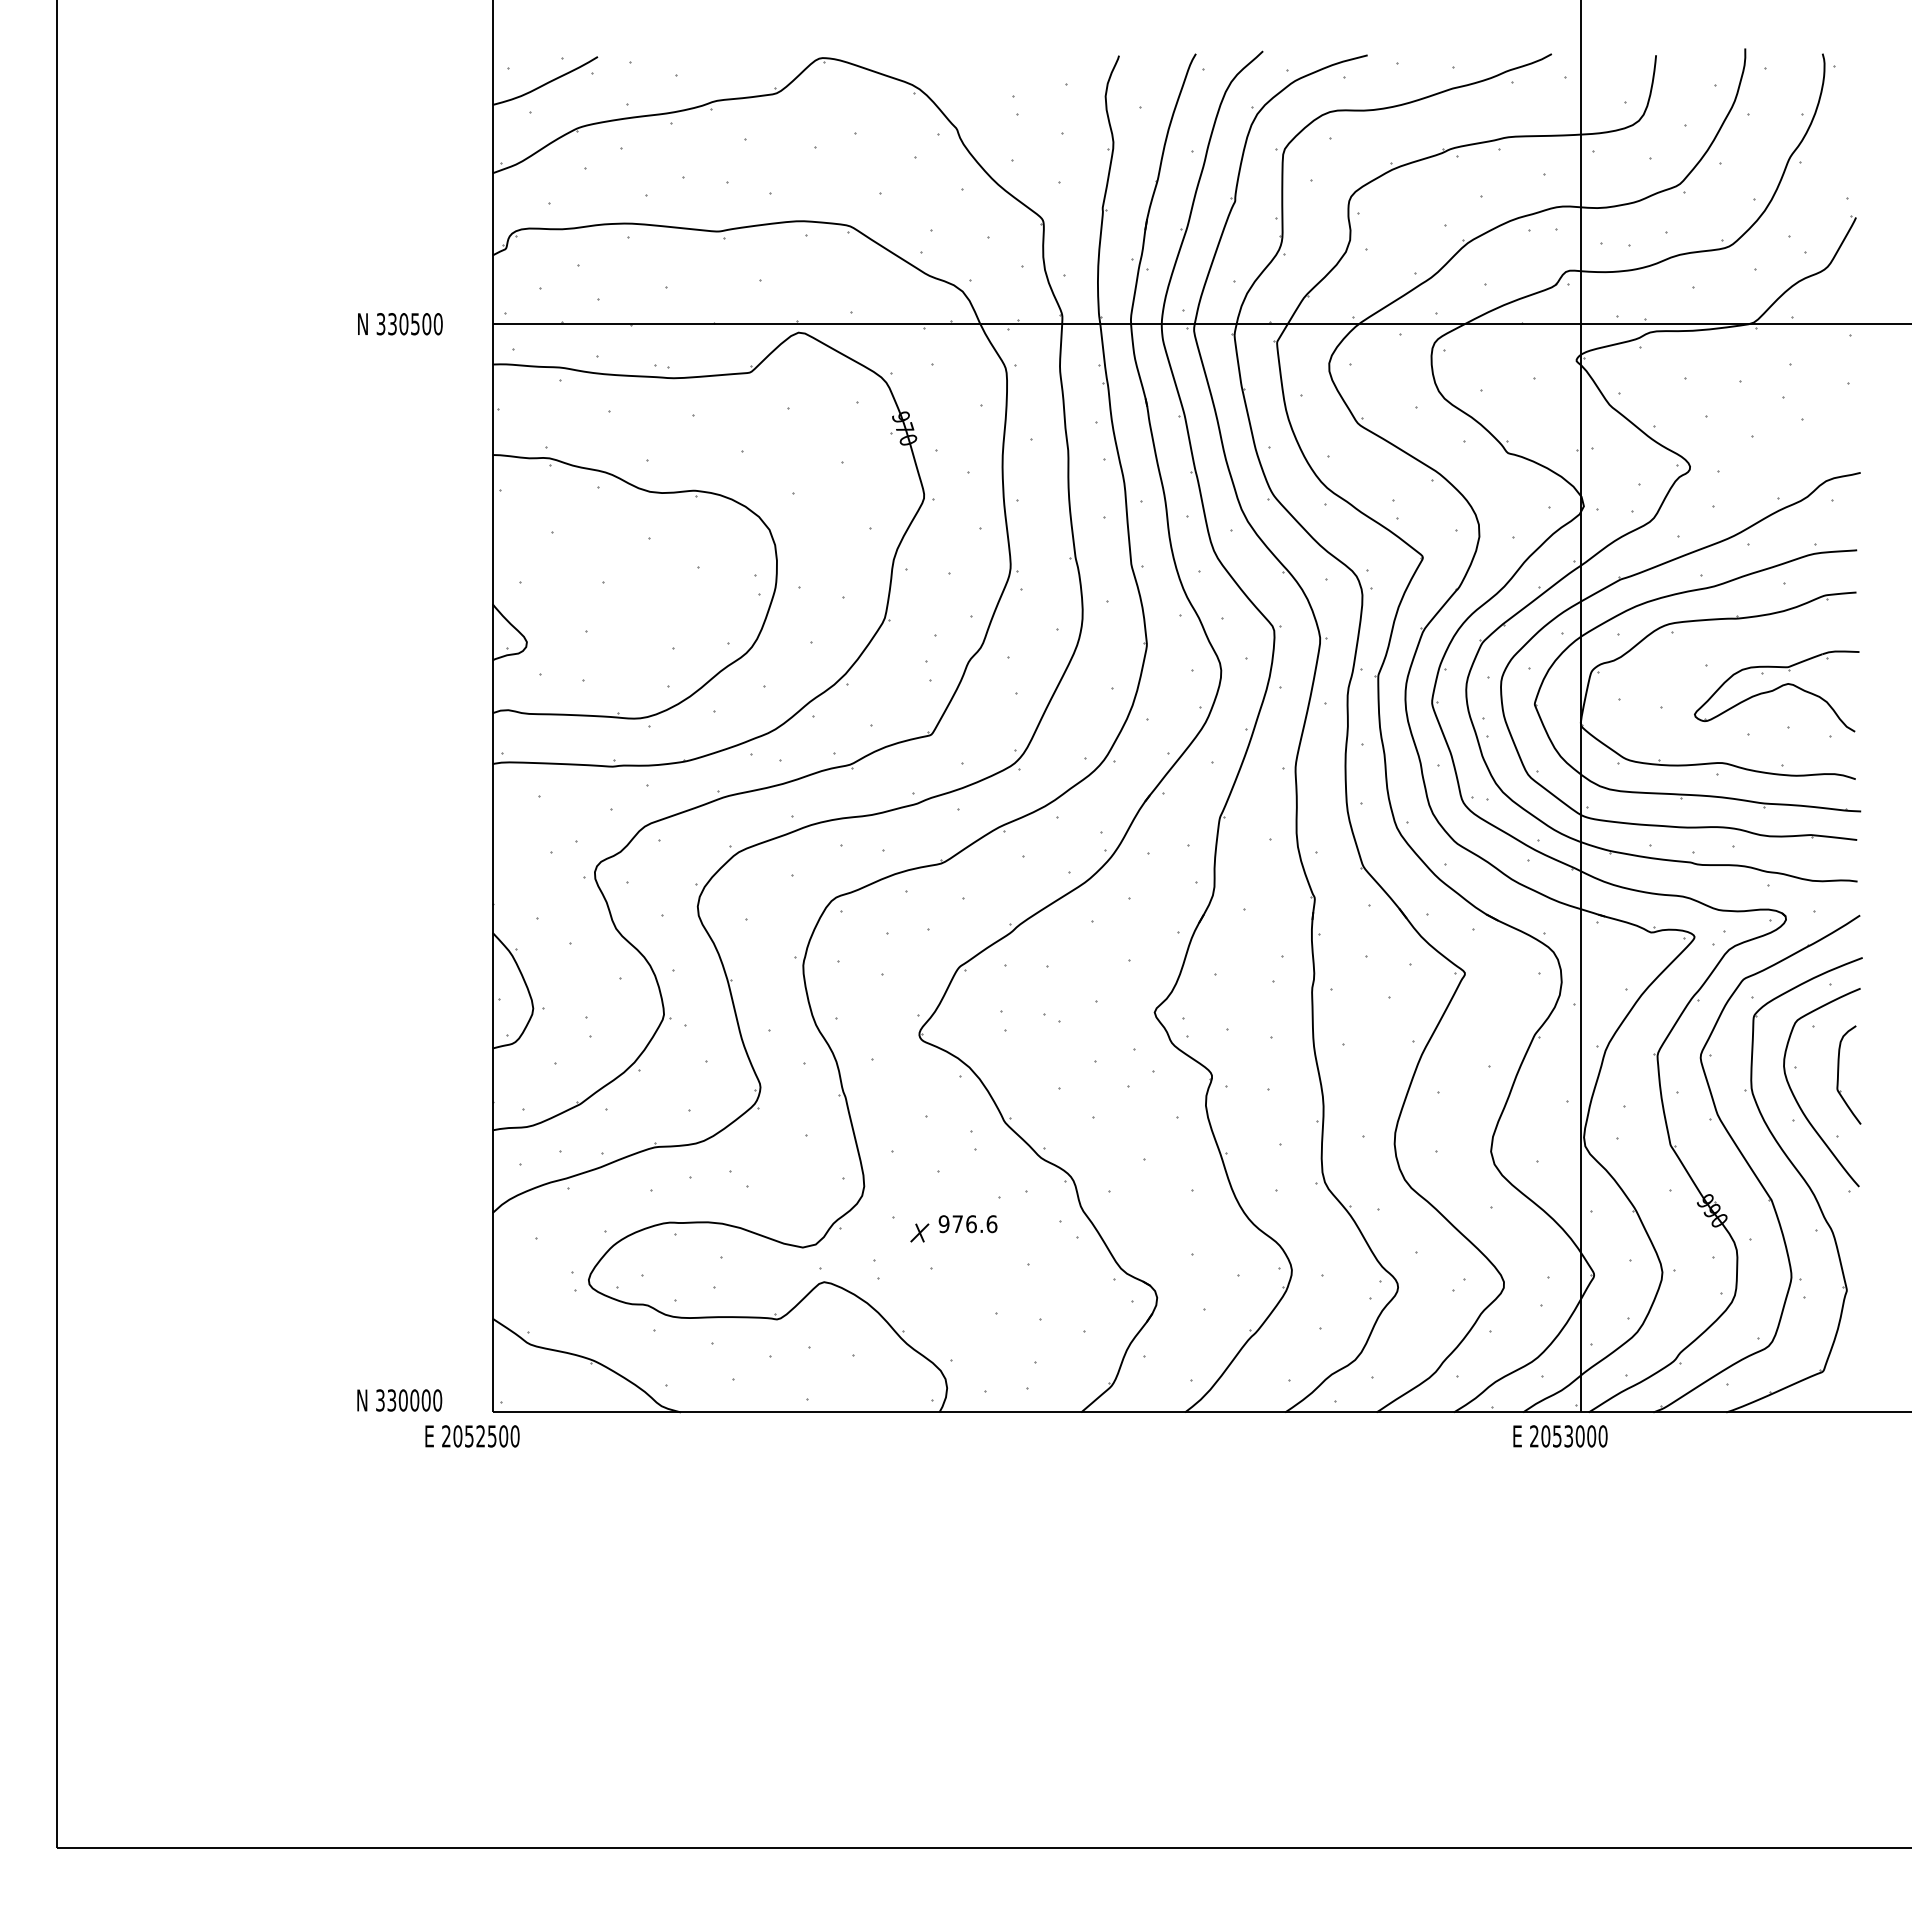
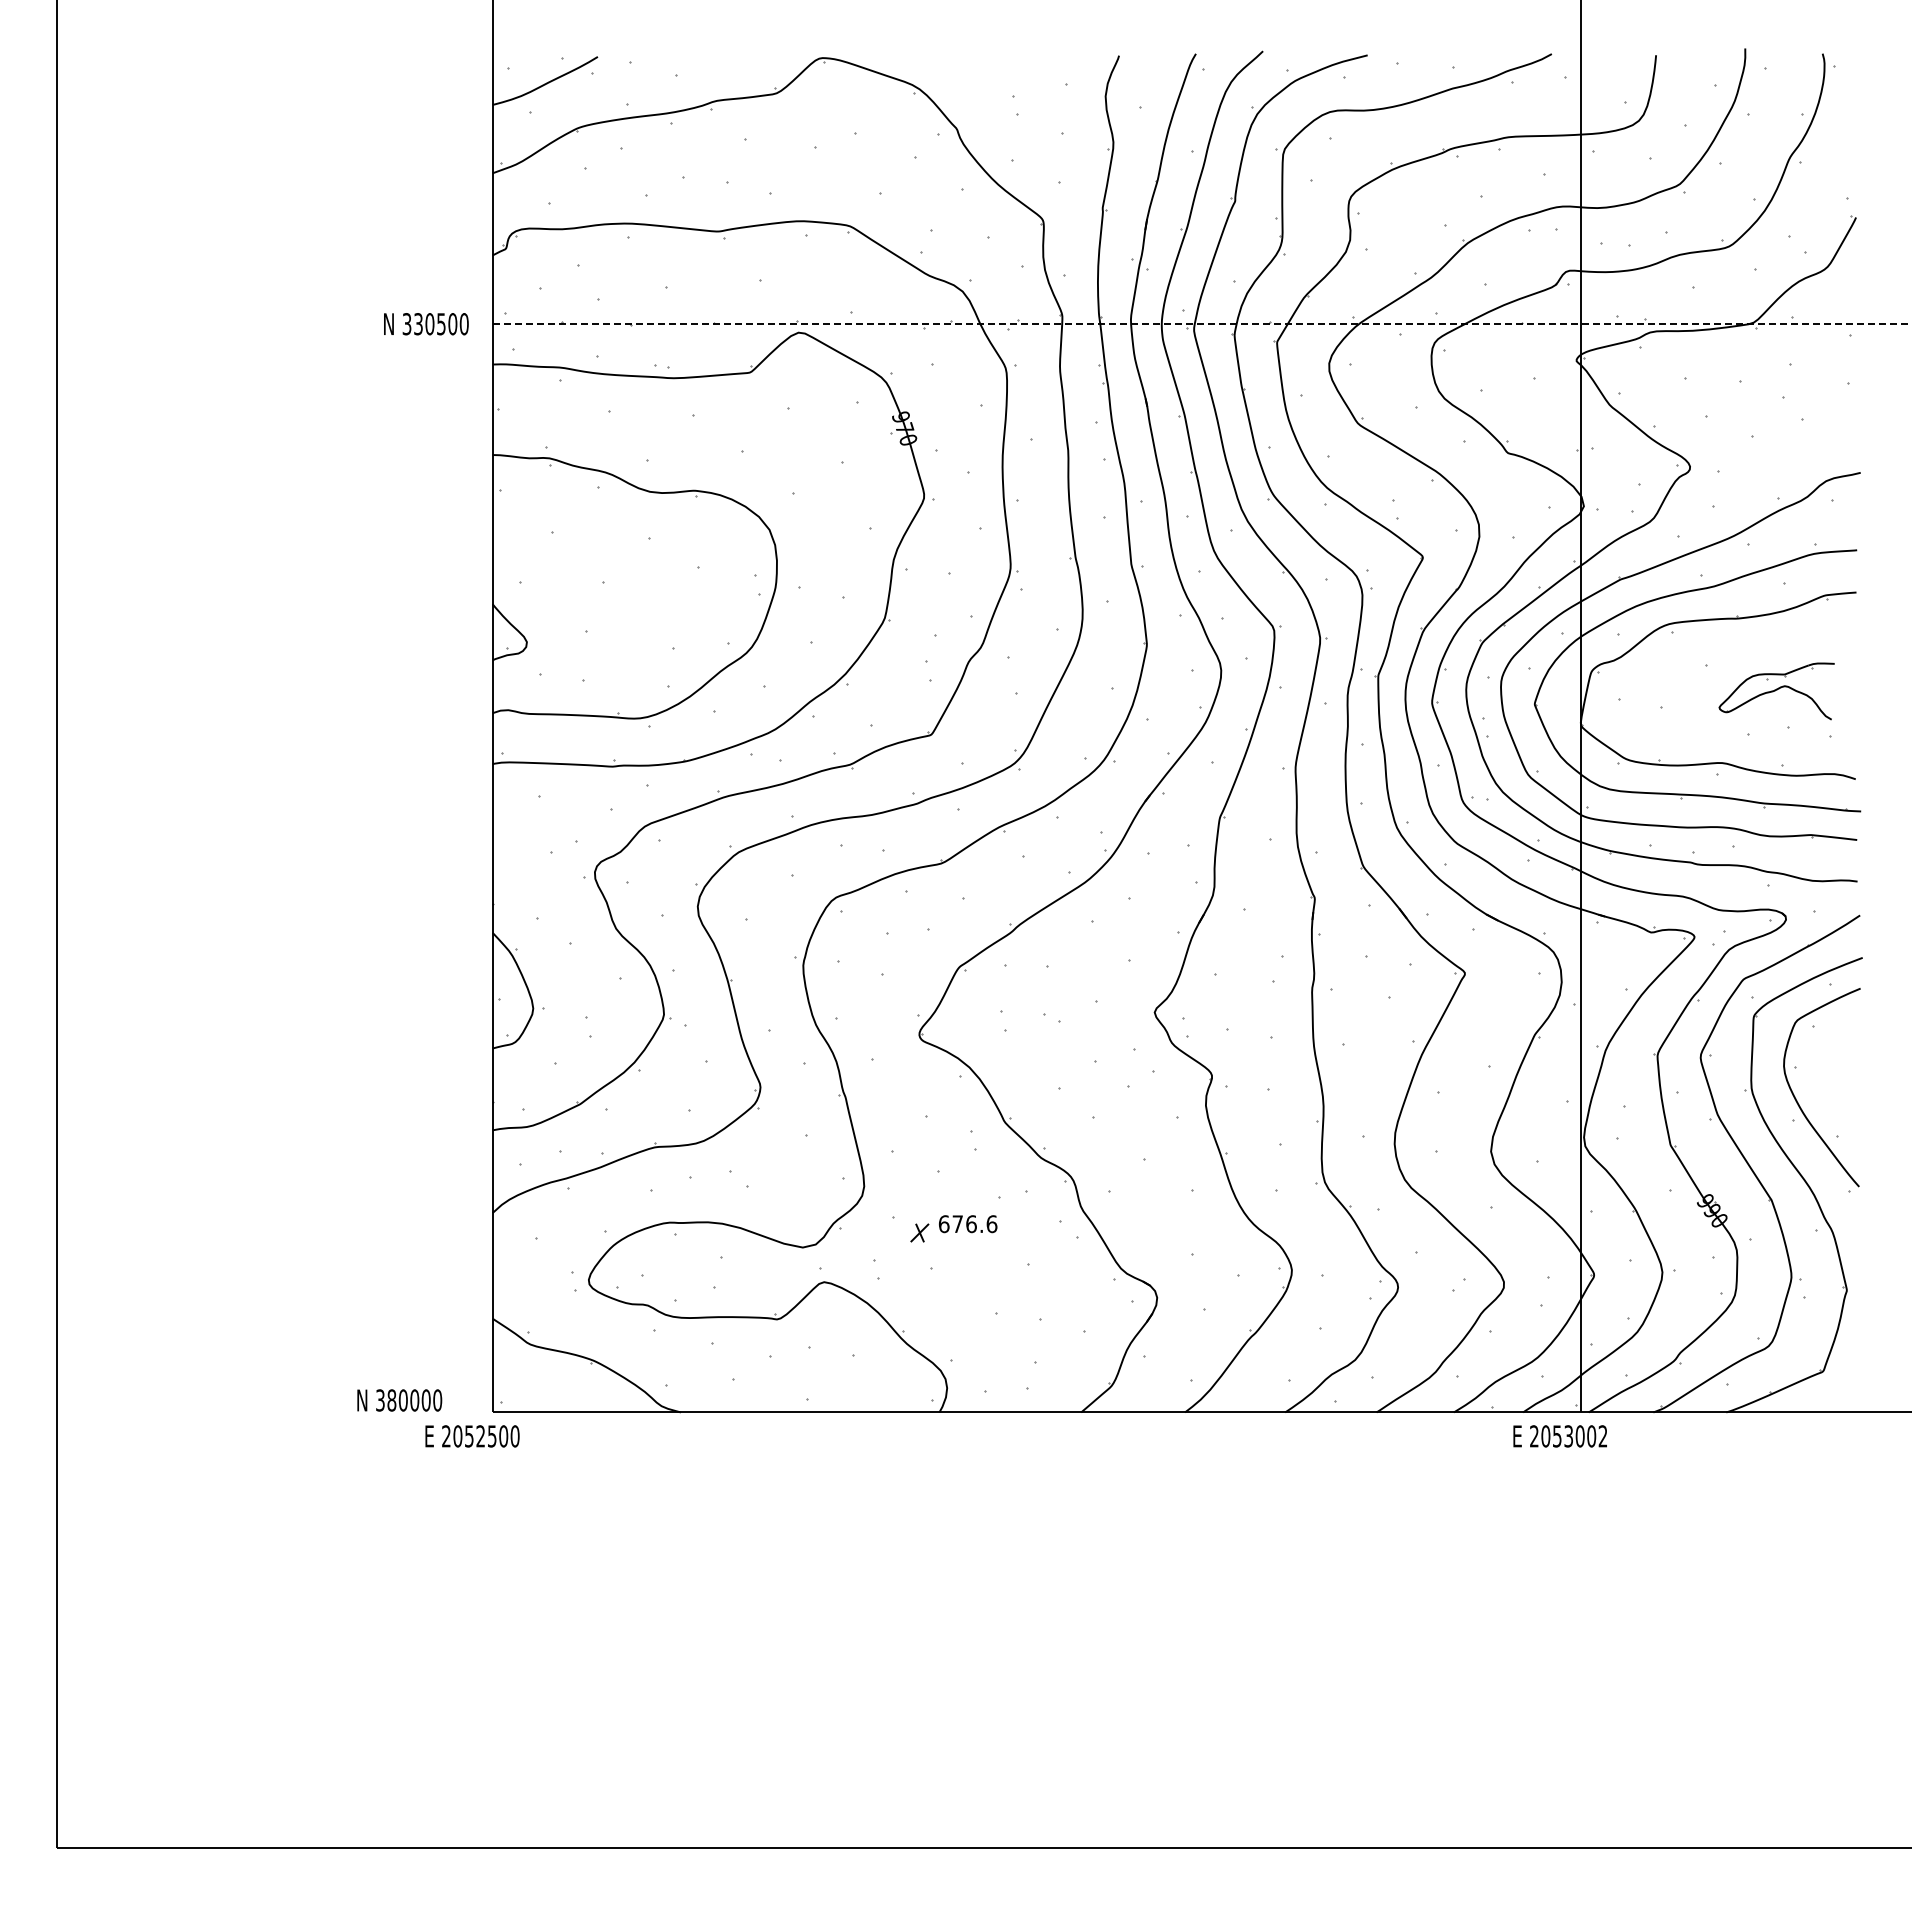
text position: (400, 324) -> (426, 324) (426, 324)
line: solid -> dashed (1202, 324)
part size: 166x83 px -> 117x59 px (1776, 691)
part: present -> none (1839, 1070)
text: 976.6 -> 676.6 (943, 1224)
text: 330000 -> 380000 (391, 1400)
text: 2053000 -> 2053002 (1602, 1436)
